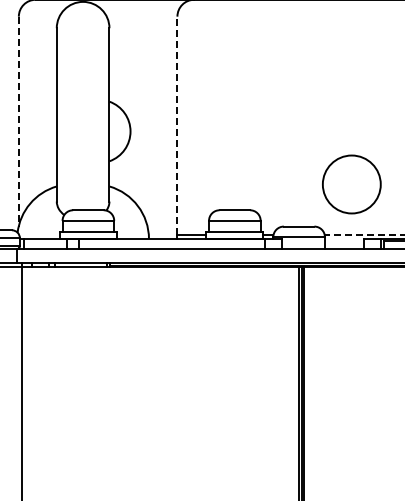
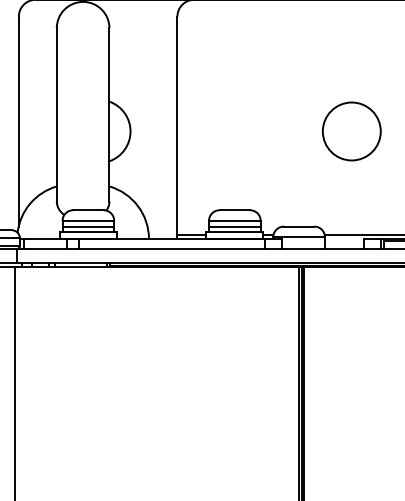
line: dashed -> solid (18, 122)
line: dashed -> solid (177, 125)
circle position: (351, 184) -> (351, 131) (351, 131)
line: none -> present (88, 227)
line: none -> present (234, 227)
line: dashed -> solid (364, 234)
line position: (21, 382) -> (14, 382) (14, 382)
